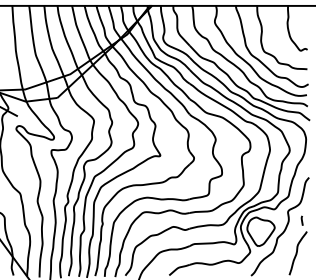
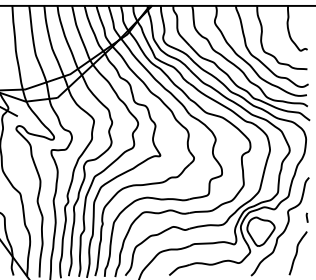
line position: (301, 220) -> (306, 217) (306, 217)
